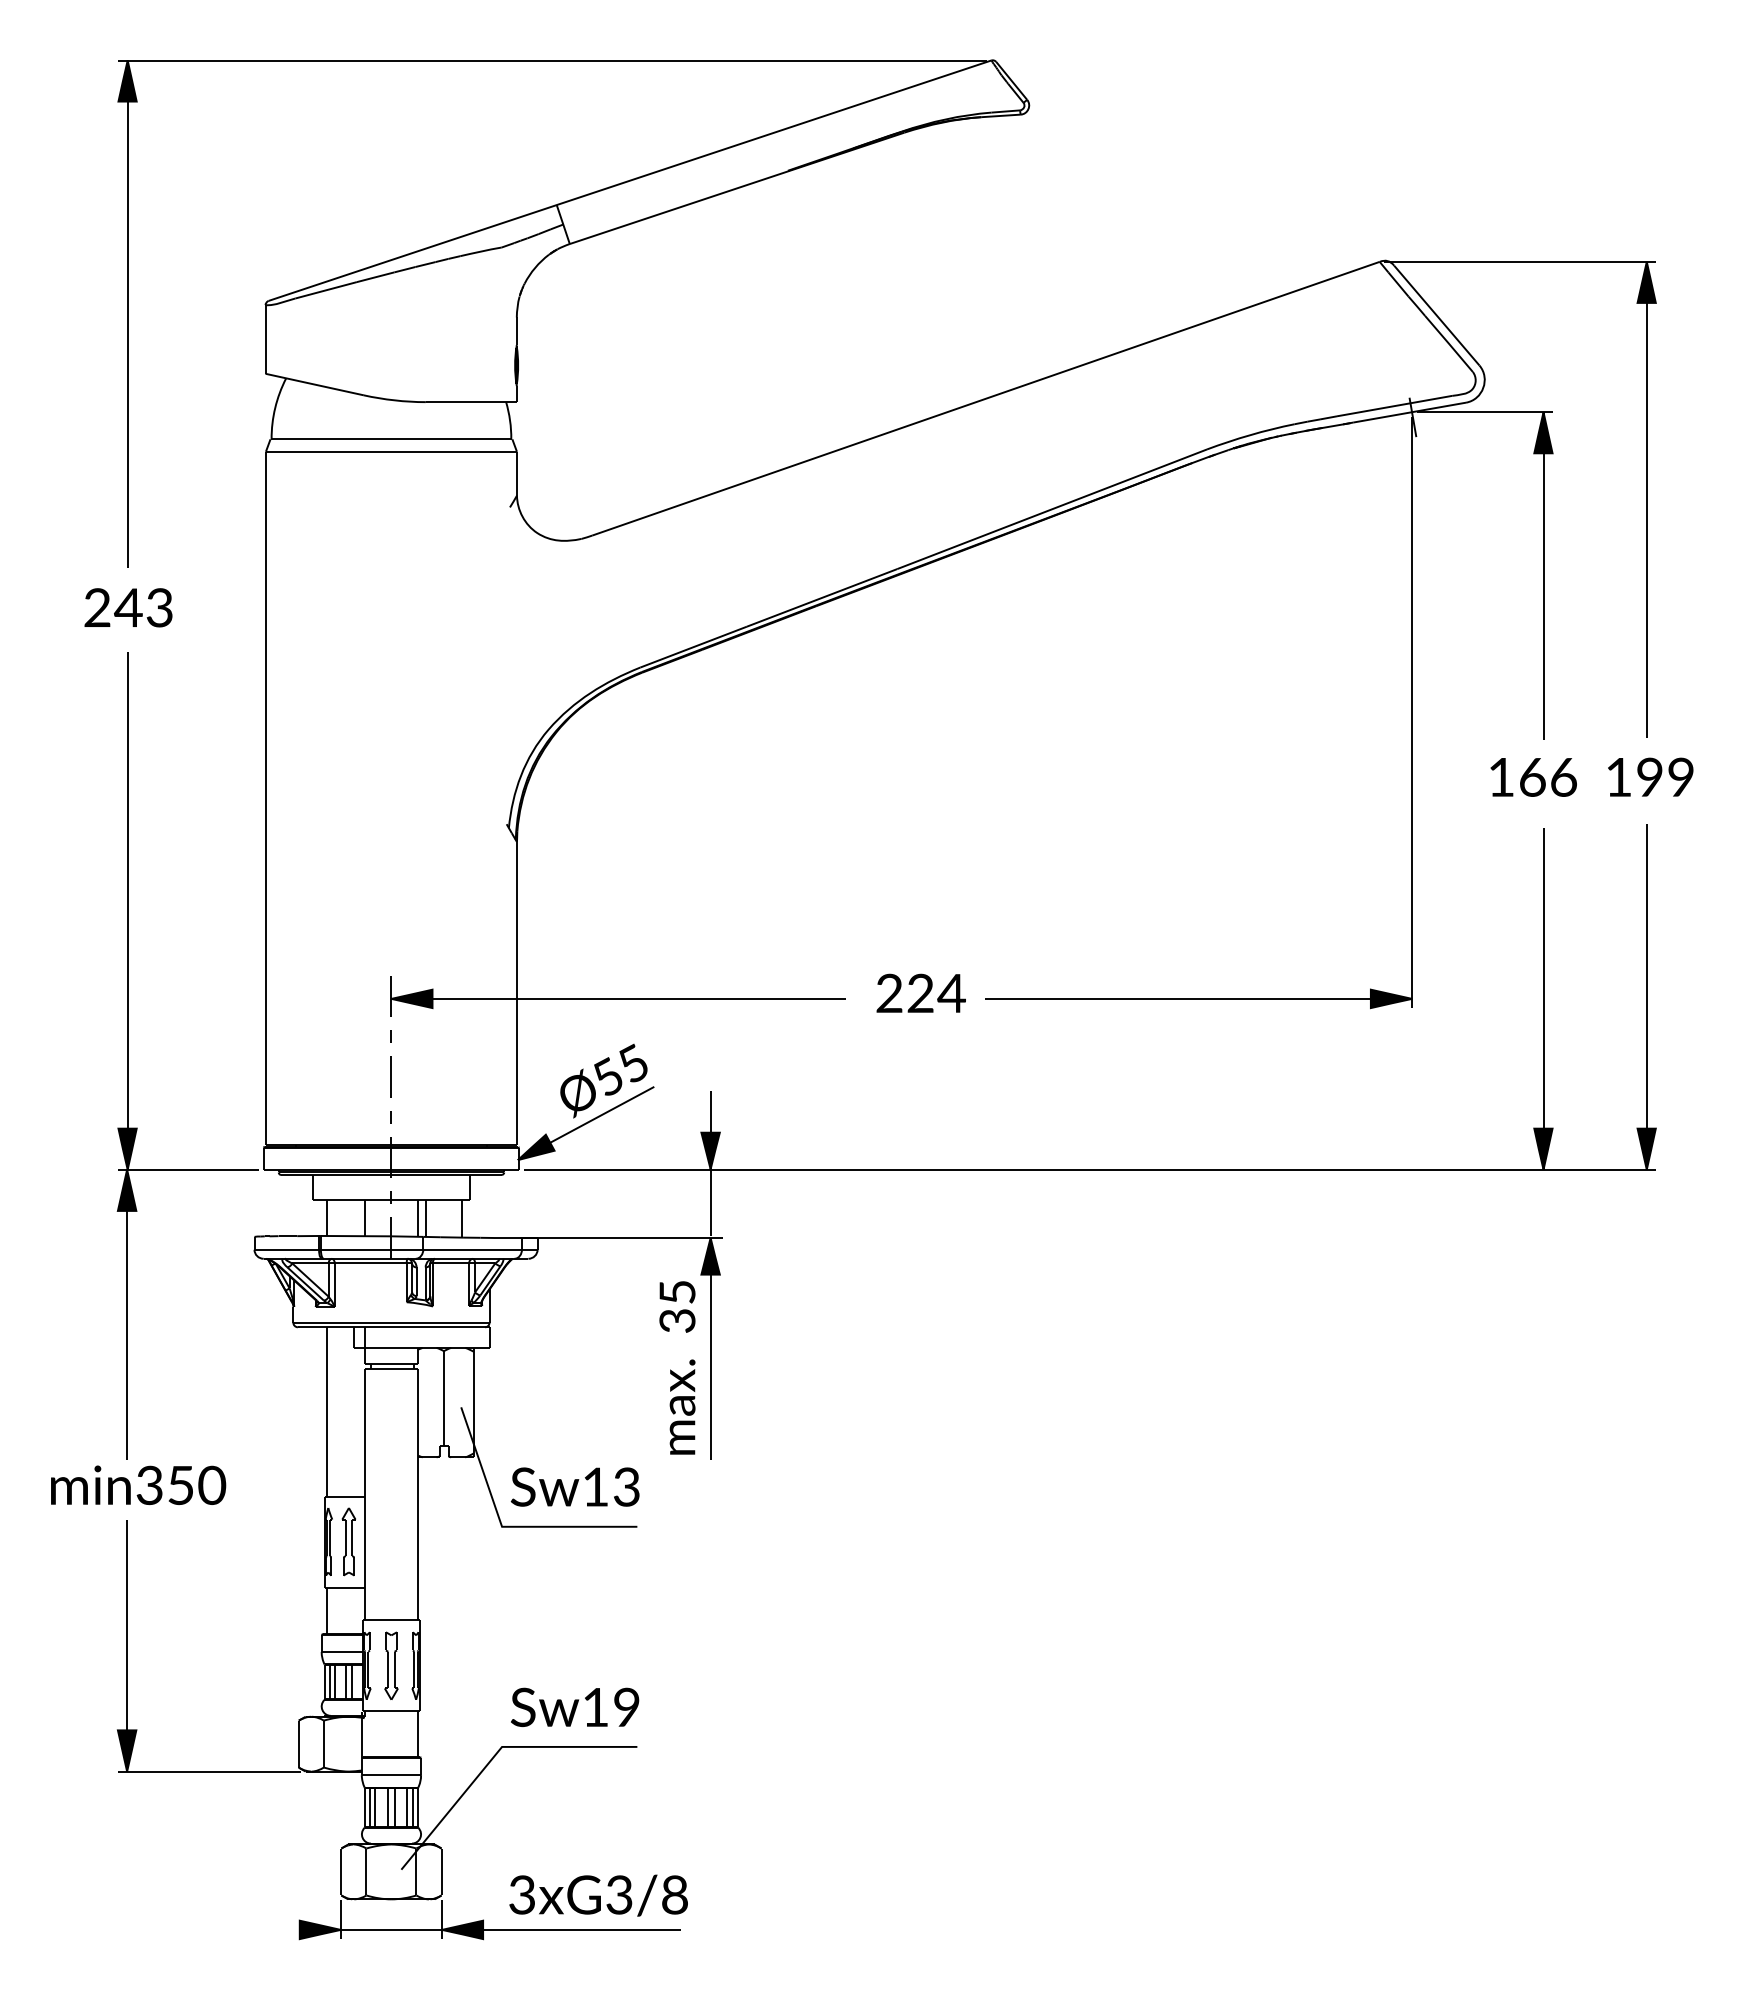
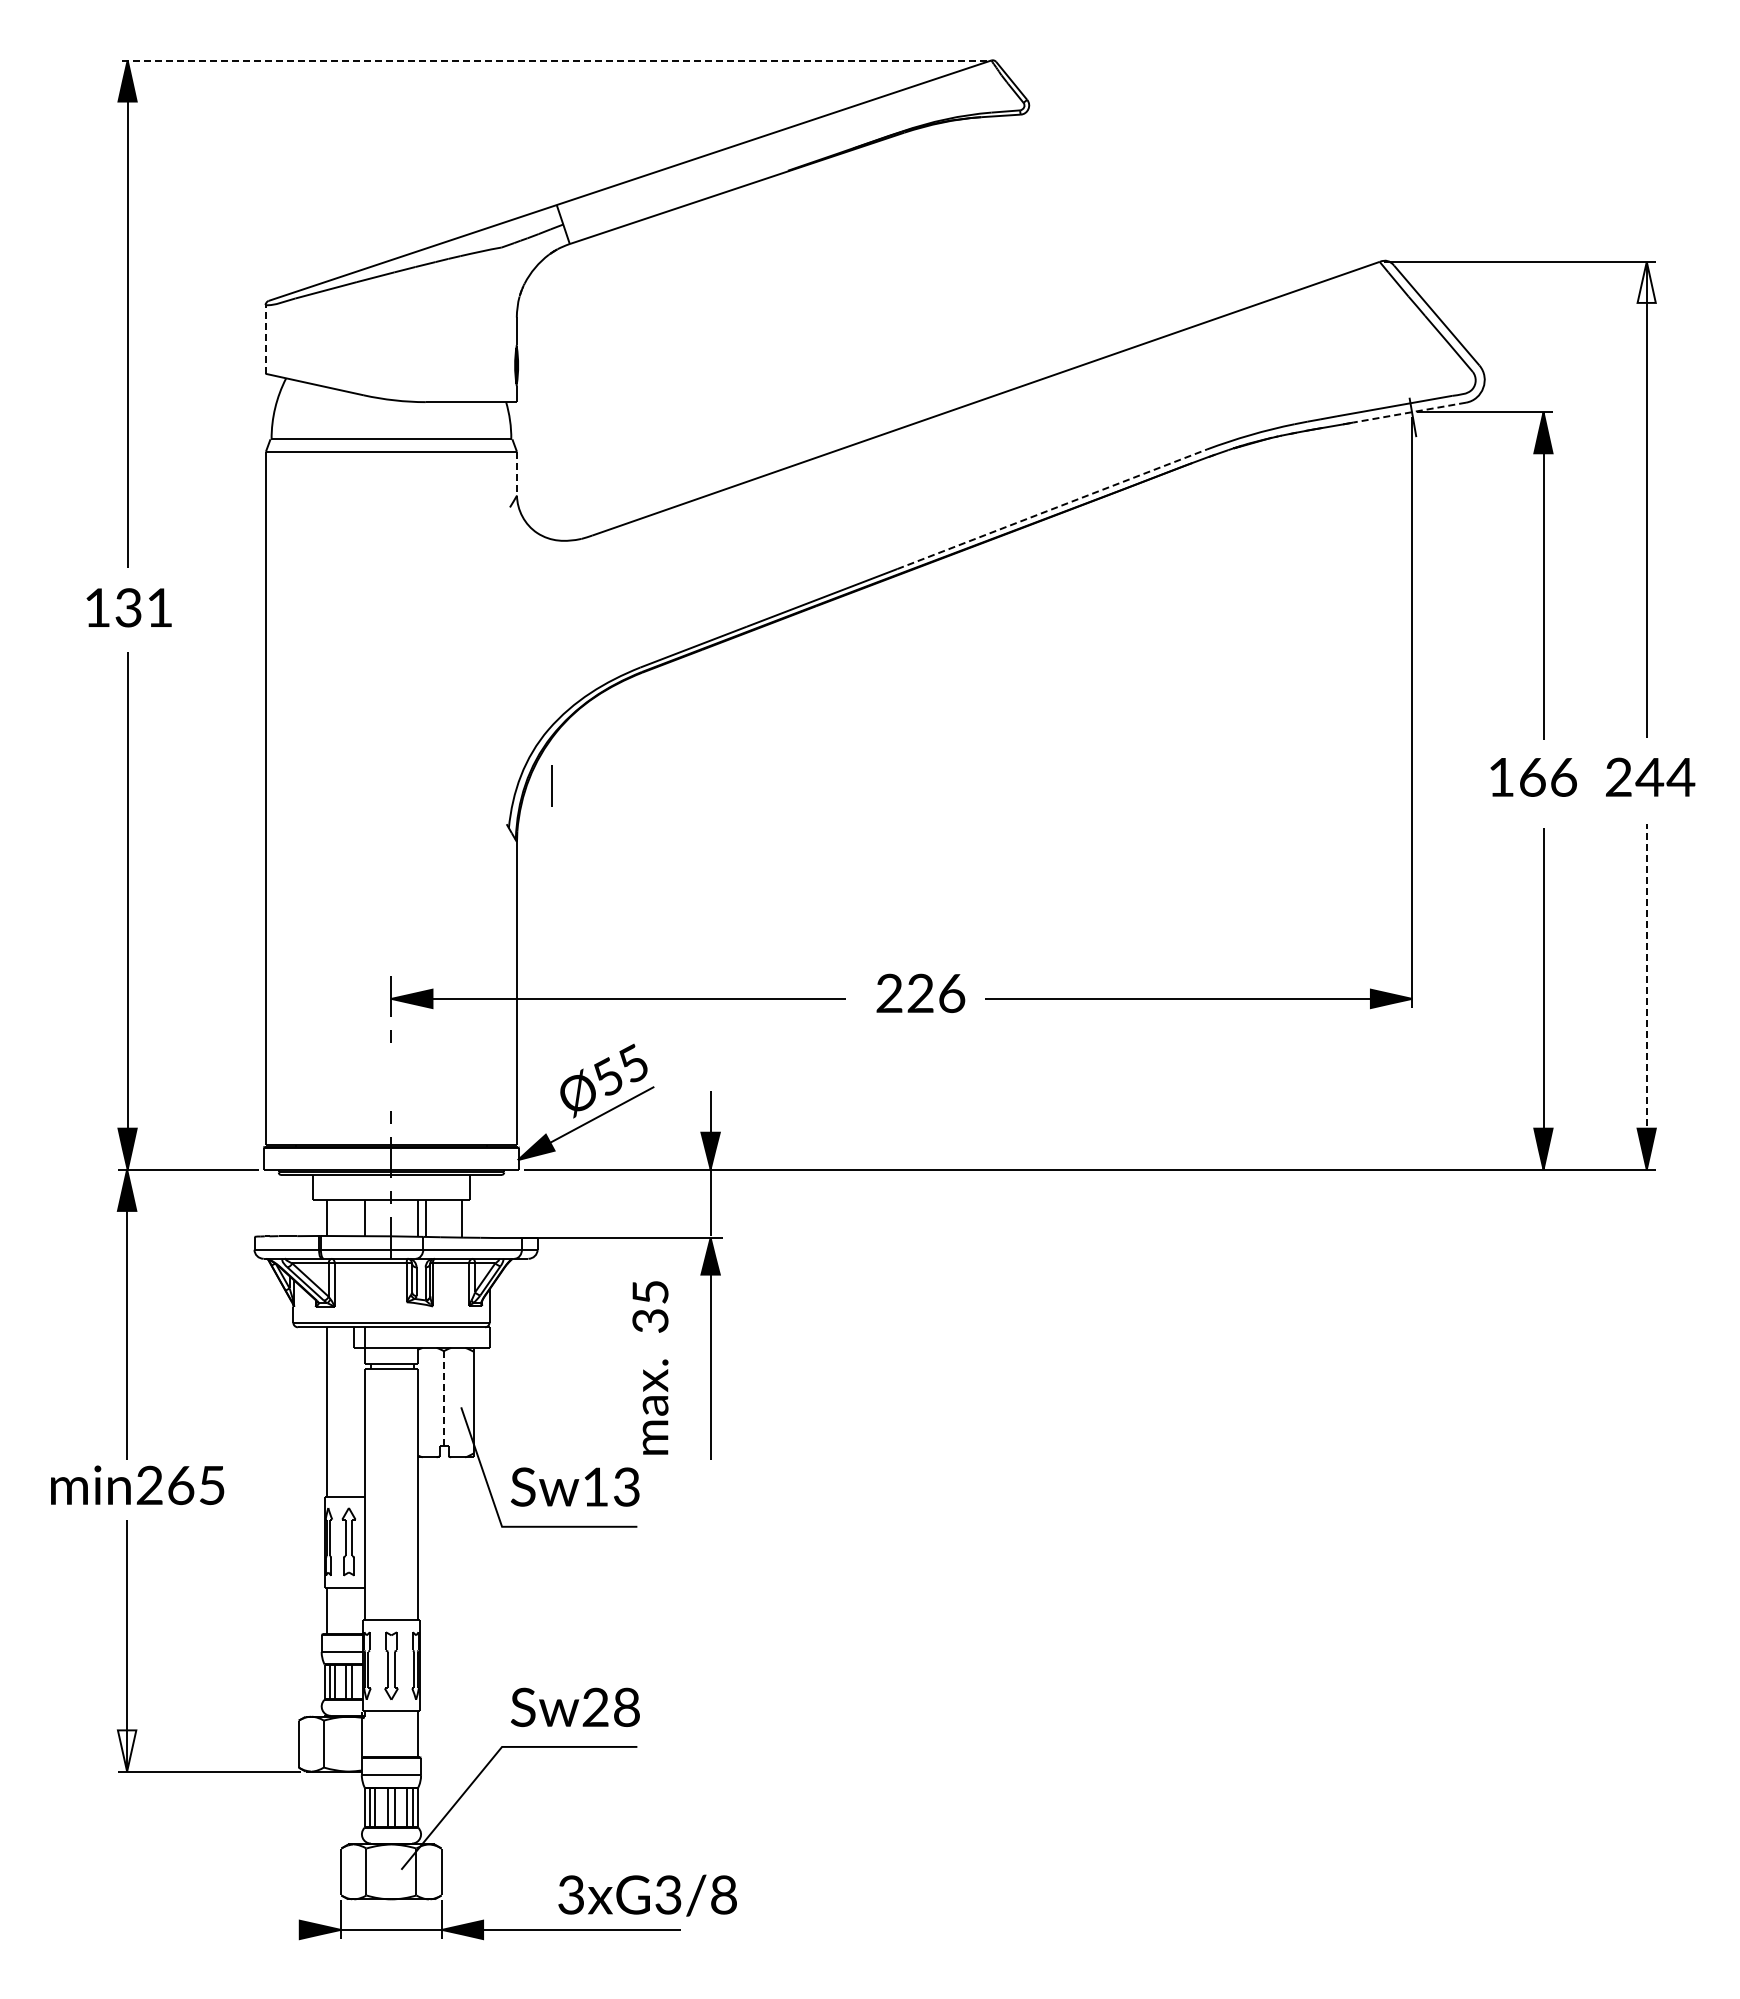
line: solid -> dashed (552, 60)
fill: present -> none (1646, 281)
line: solid -> dashed (265, 338)
line: solid -> dashed (1409, 412)
line: solid -> dashed (516, 473)
line: solid -> dashed (1052, 509)
text: 243 -> 131 (128, 607)
text: 199 -> 244 (1650, 776)
text: 224 -> 226 (951, 993)
line: solid -> dashed (1646, 996)
line position: (390, 1076) -> (551, 785) (551, 785)
text position: (677, 1367) -> (650, 1367) (650, 1367)
line: solid -> dashed (443, 1398)
text: min350 -> min265 (181, 1485)
text: Sw19 -> Sw28 (610, 1706)
fill: present -> none (126, 1750)
text position: (598, 1895) -> (647, 1895) (647, 1895)
